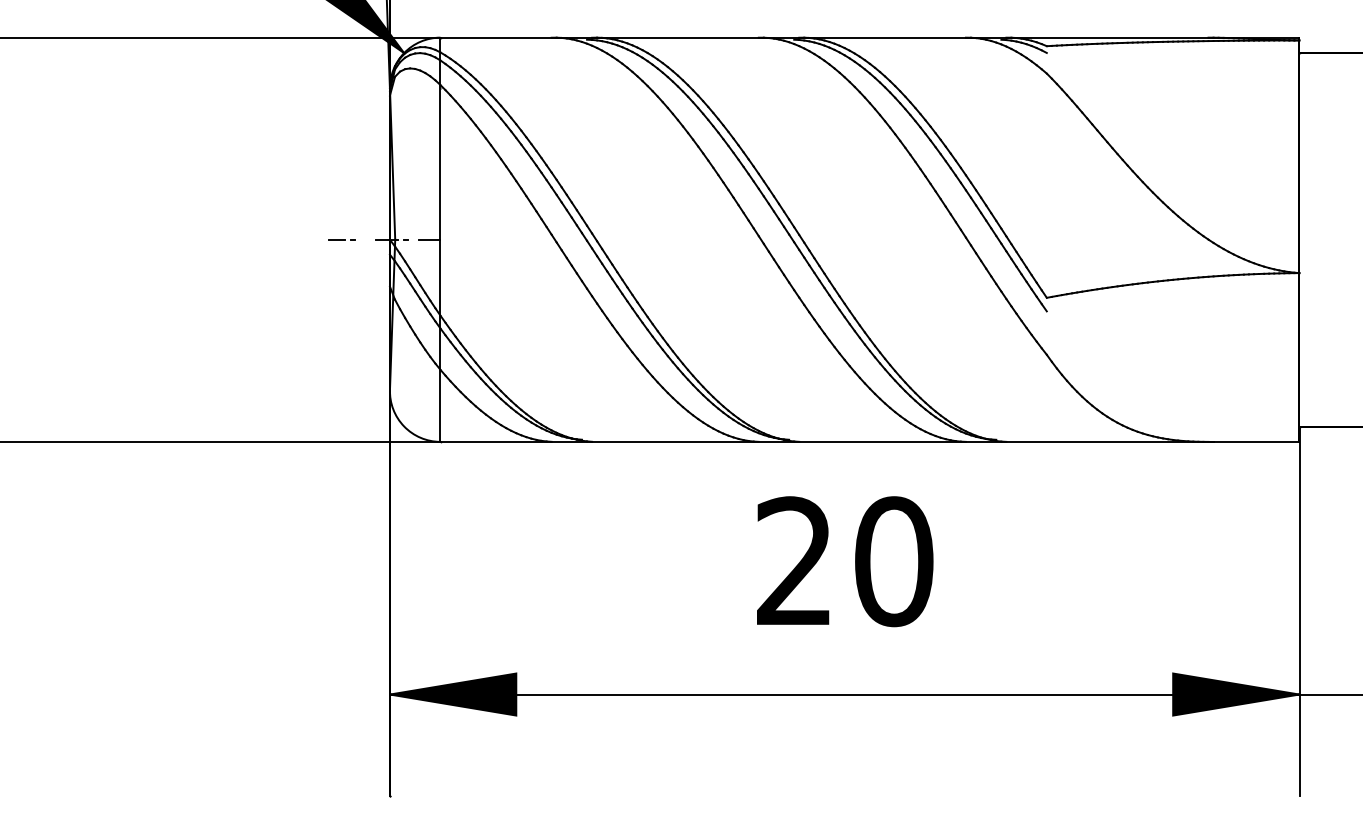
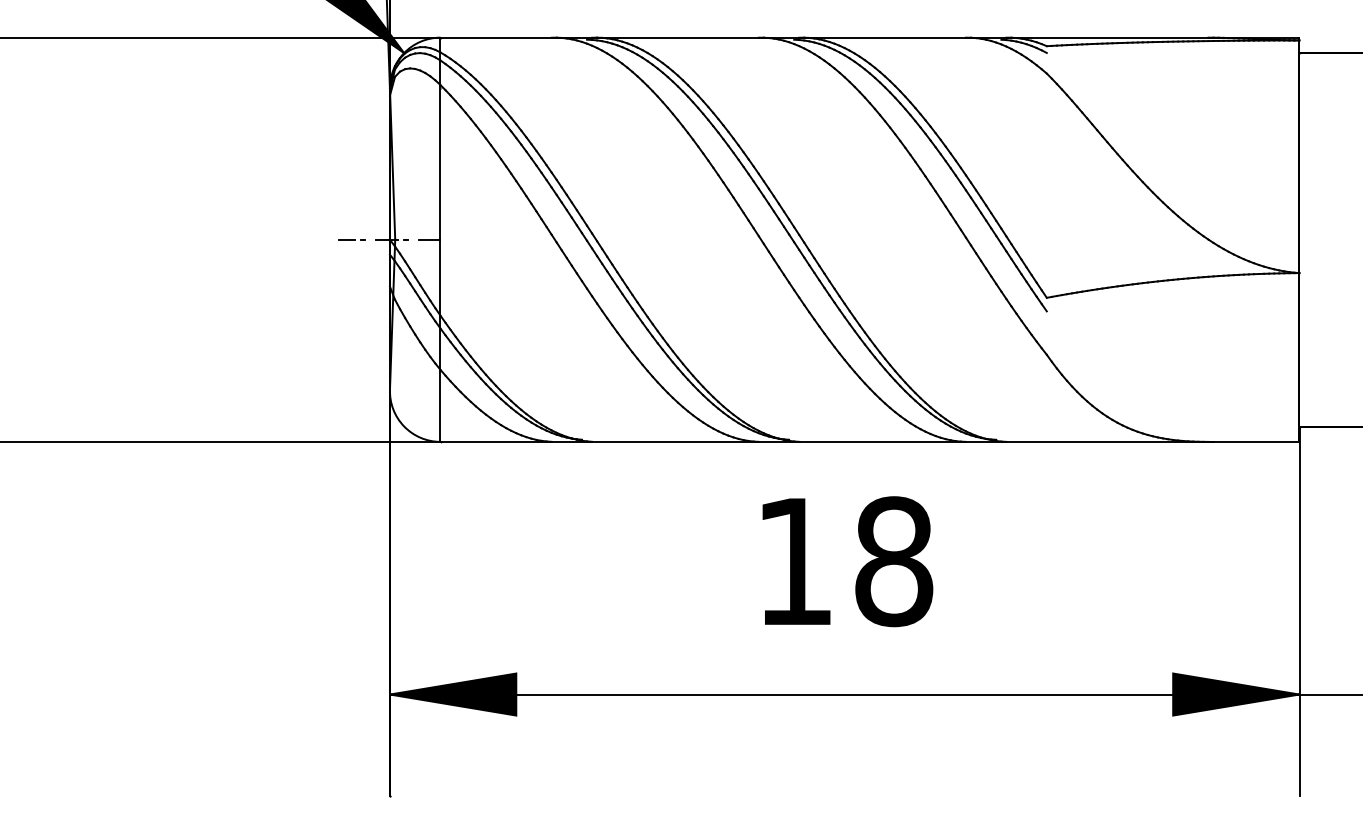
line position: (341, 239) -> (351, 239) (351, 239)
text: 20 -> 18 (845, 561)
